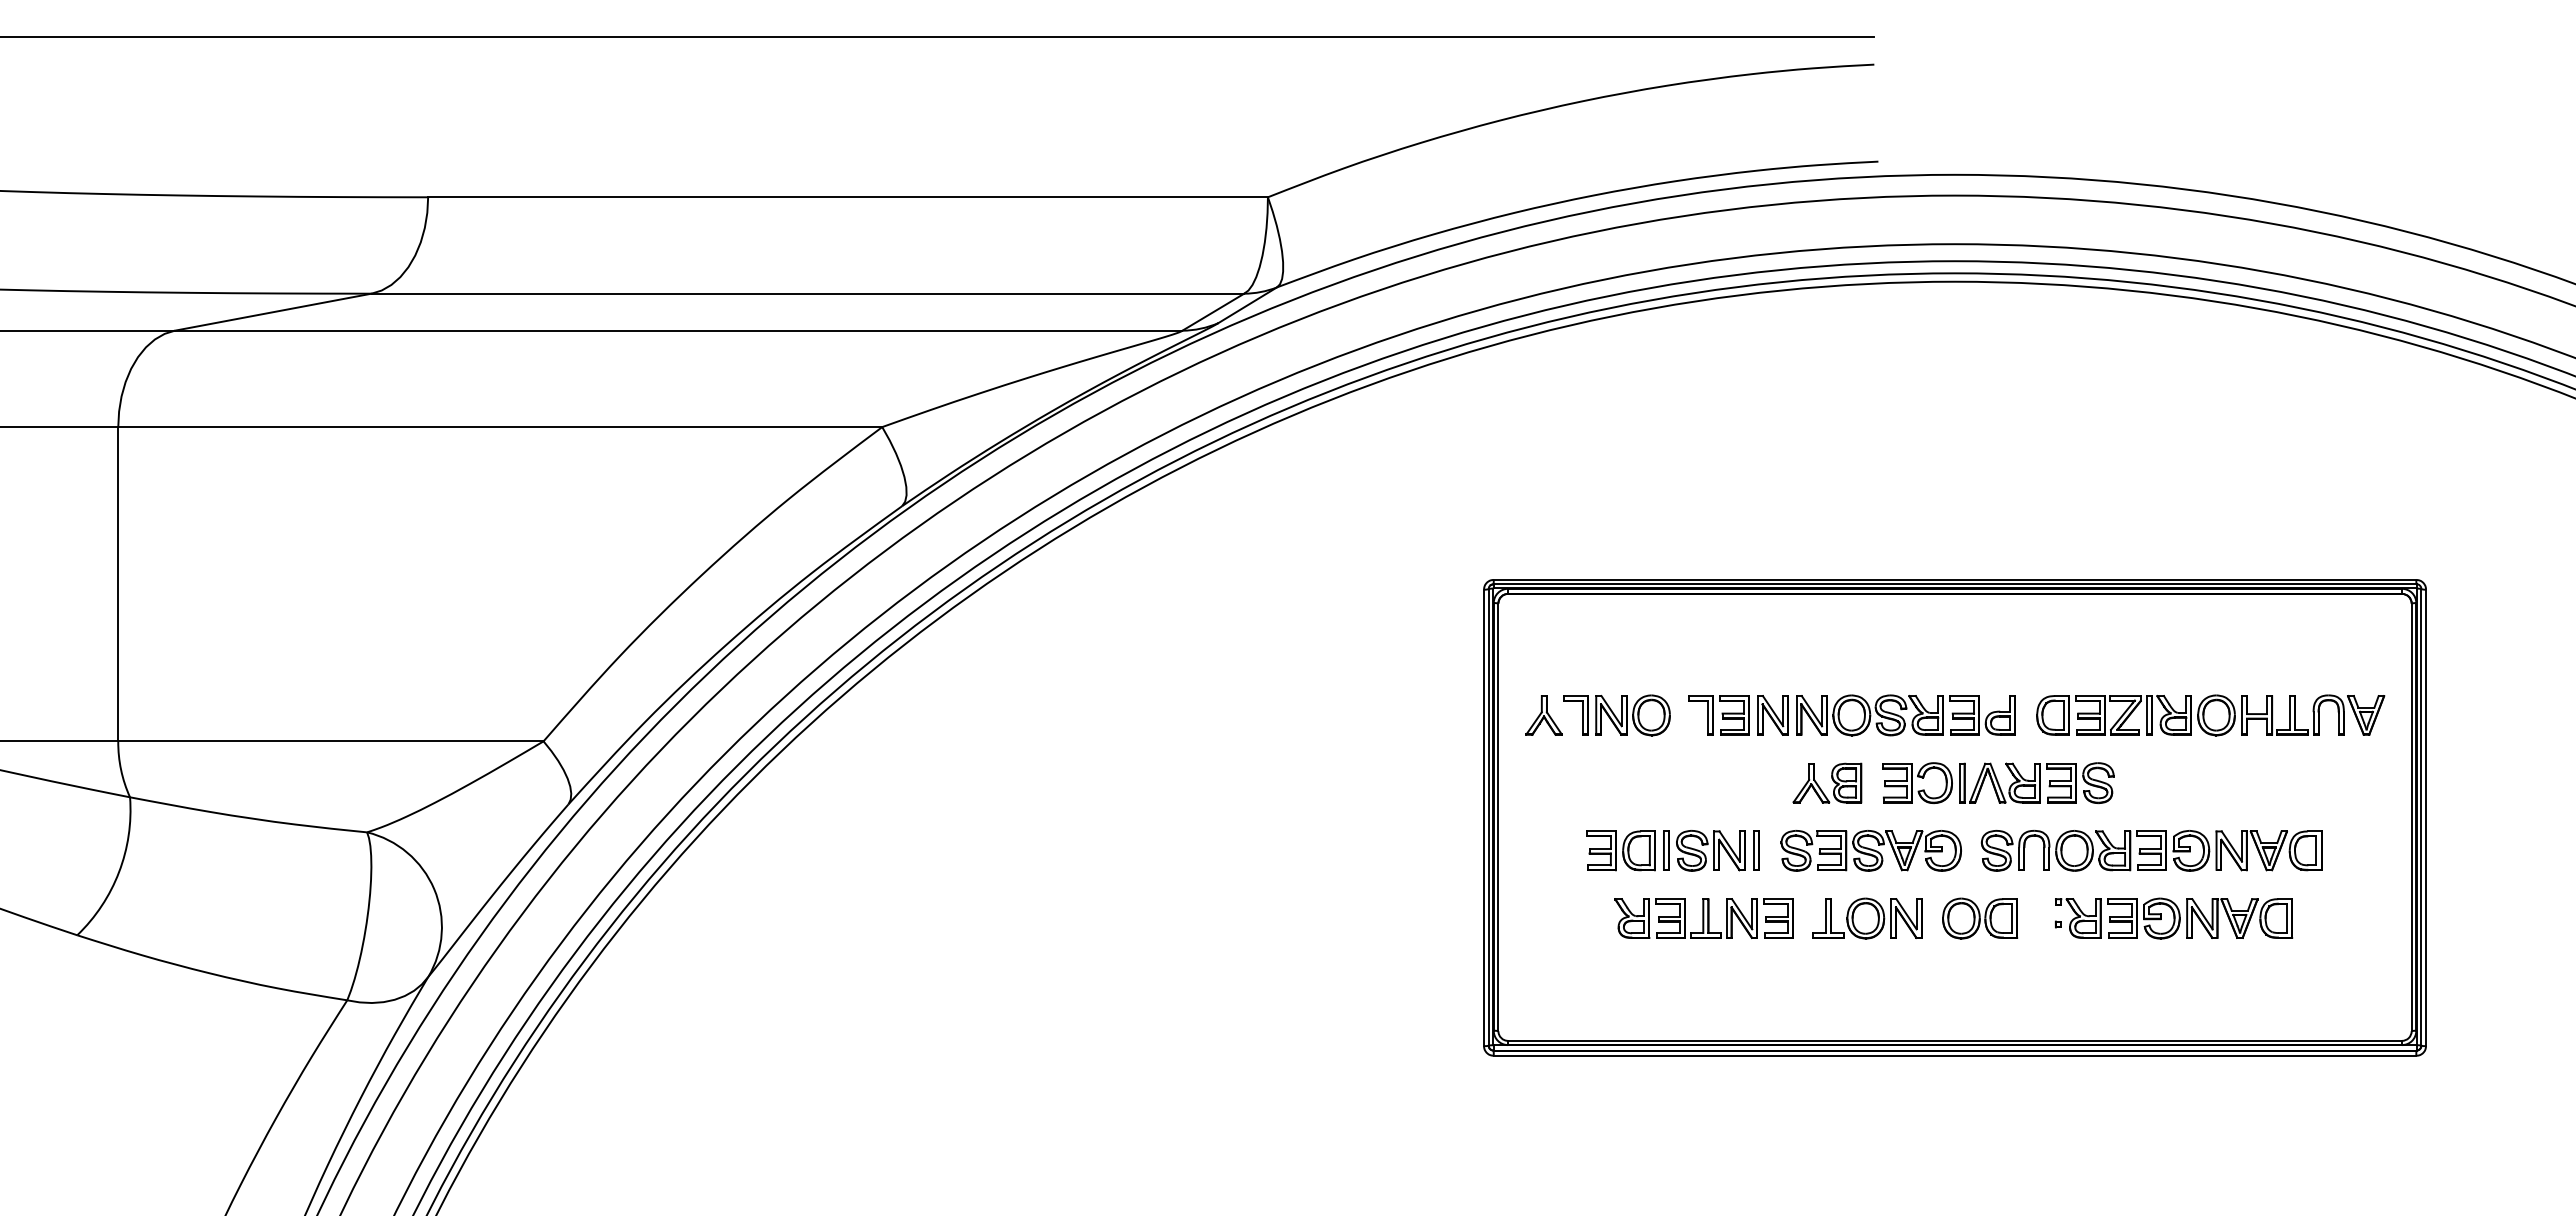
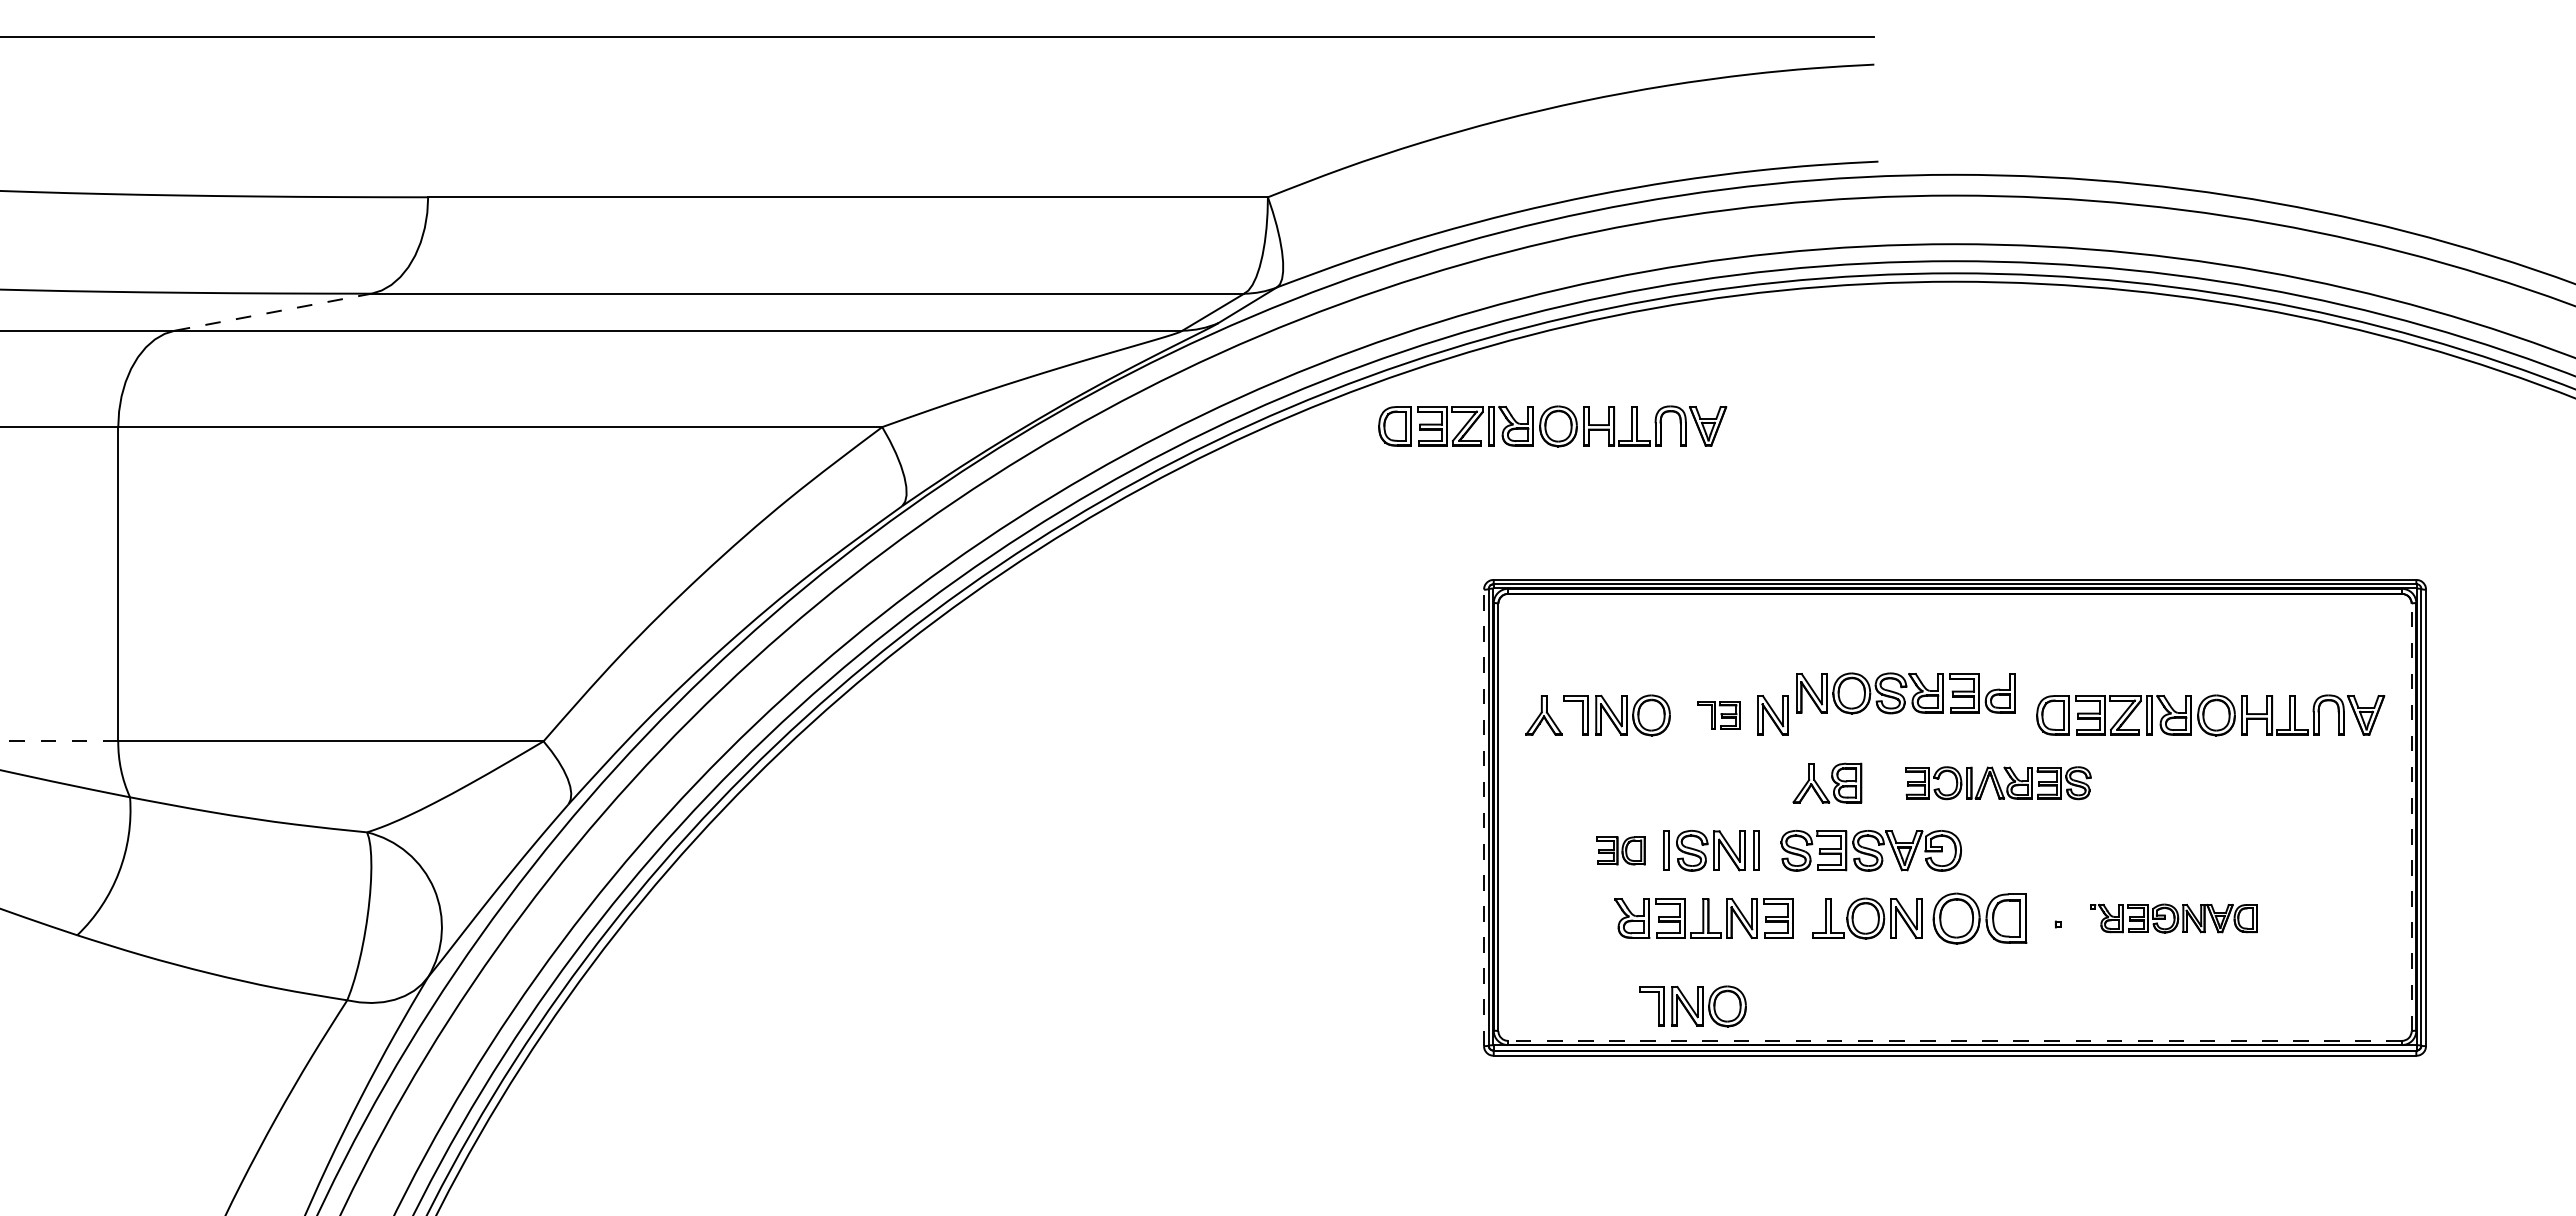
line: solid -> dashed (273, 312)
part: none -> present (1552, 426)
part size: 62x41 px -> 44x29 px (1718, 715)
part position: (1905, 715) -> (1905, 693) (1905, 693)
line: solid -> dashed (59, 741)
part size: 233x43 px -> 187x35 px (1998, 783)
line: solid -> dashed (1484, 817)
line: solid -> dashed (2411, 817)
part size: 70x42 px -> 50x30 px (1620, 850)
part: present -> none (2151, 850)
part size: 77x43 px -> 96x53 px (1979, 918)
part size: 239x43 px -> 168x31 px (2173, 918)
part: none -> present (1692, 1006)
line: solid -> dashed (1955, 1040)
